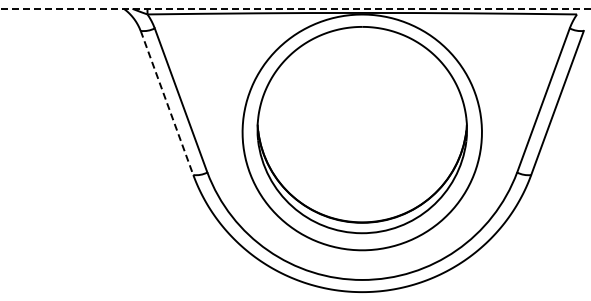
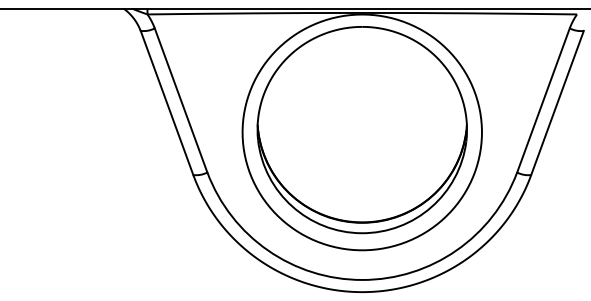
line: dashed -> solid (295, 8)
line: dashed -> solid (167, 103)
